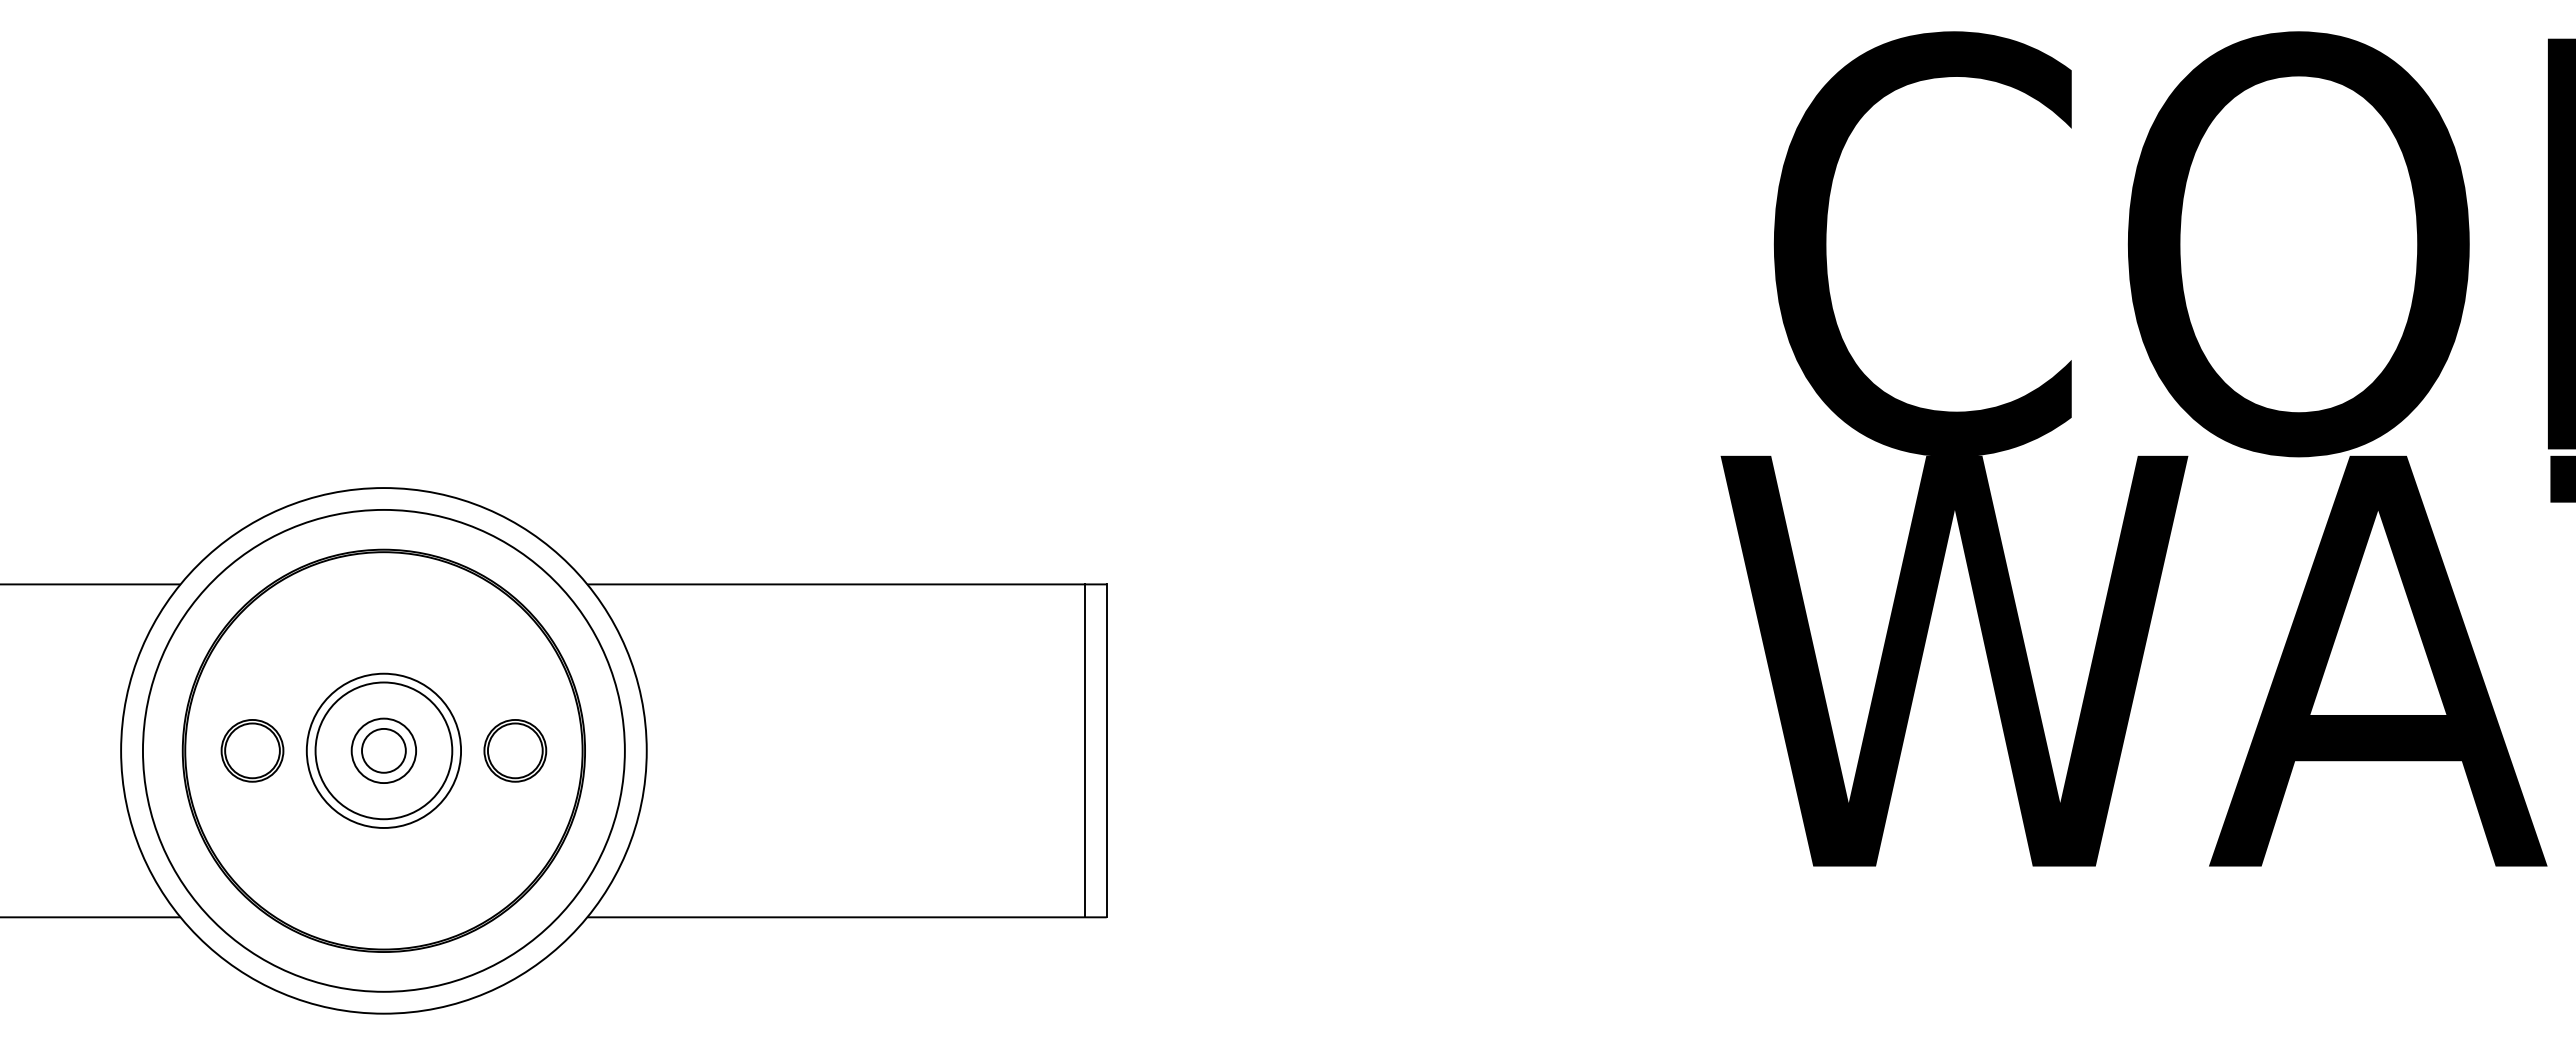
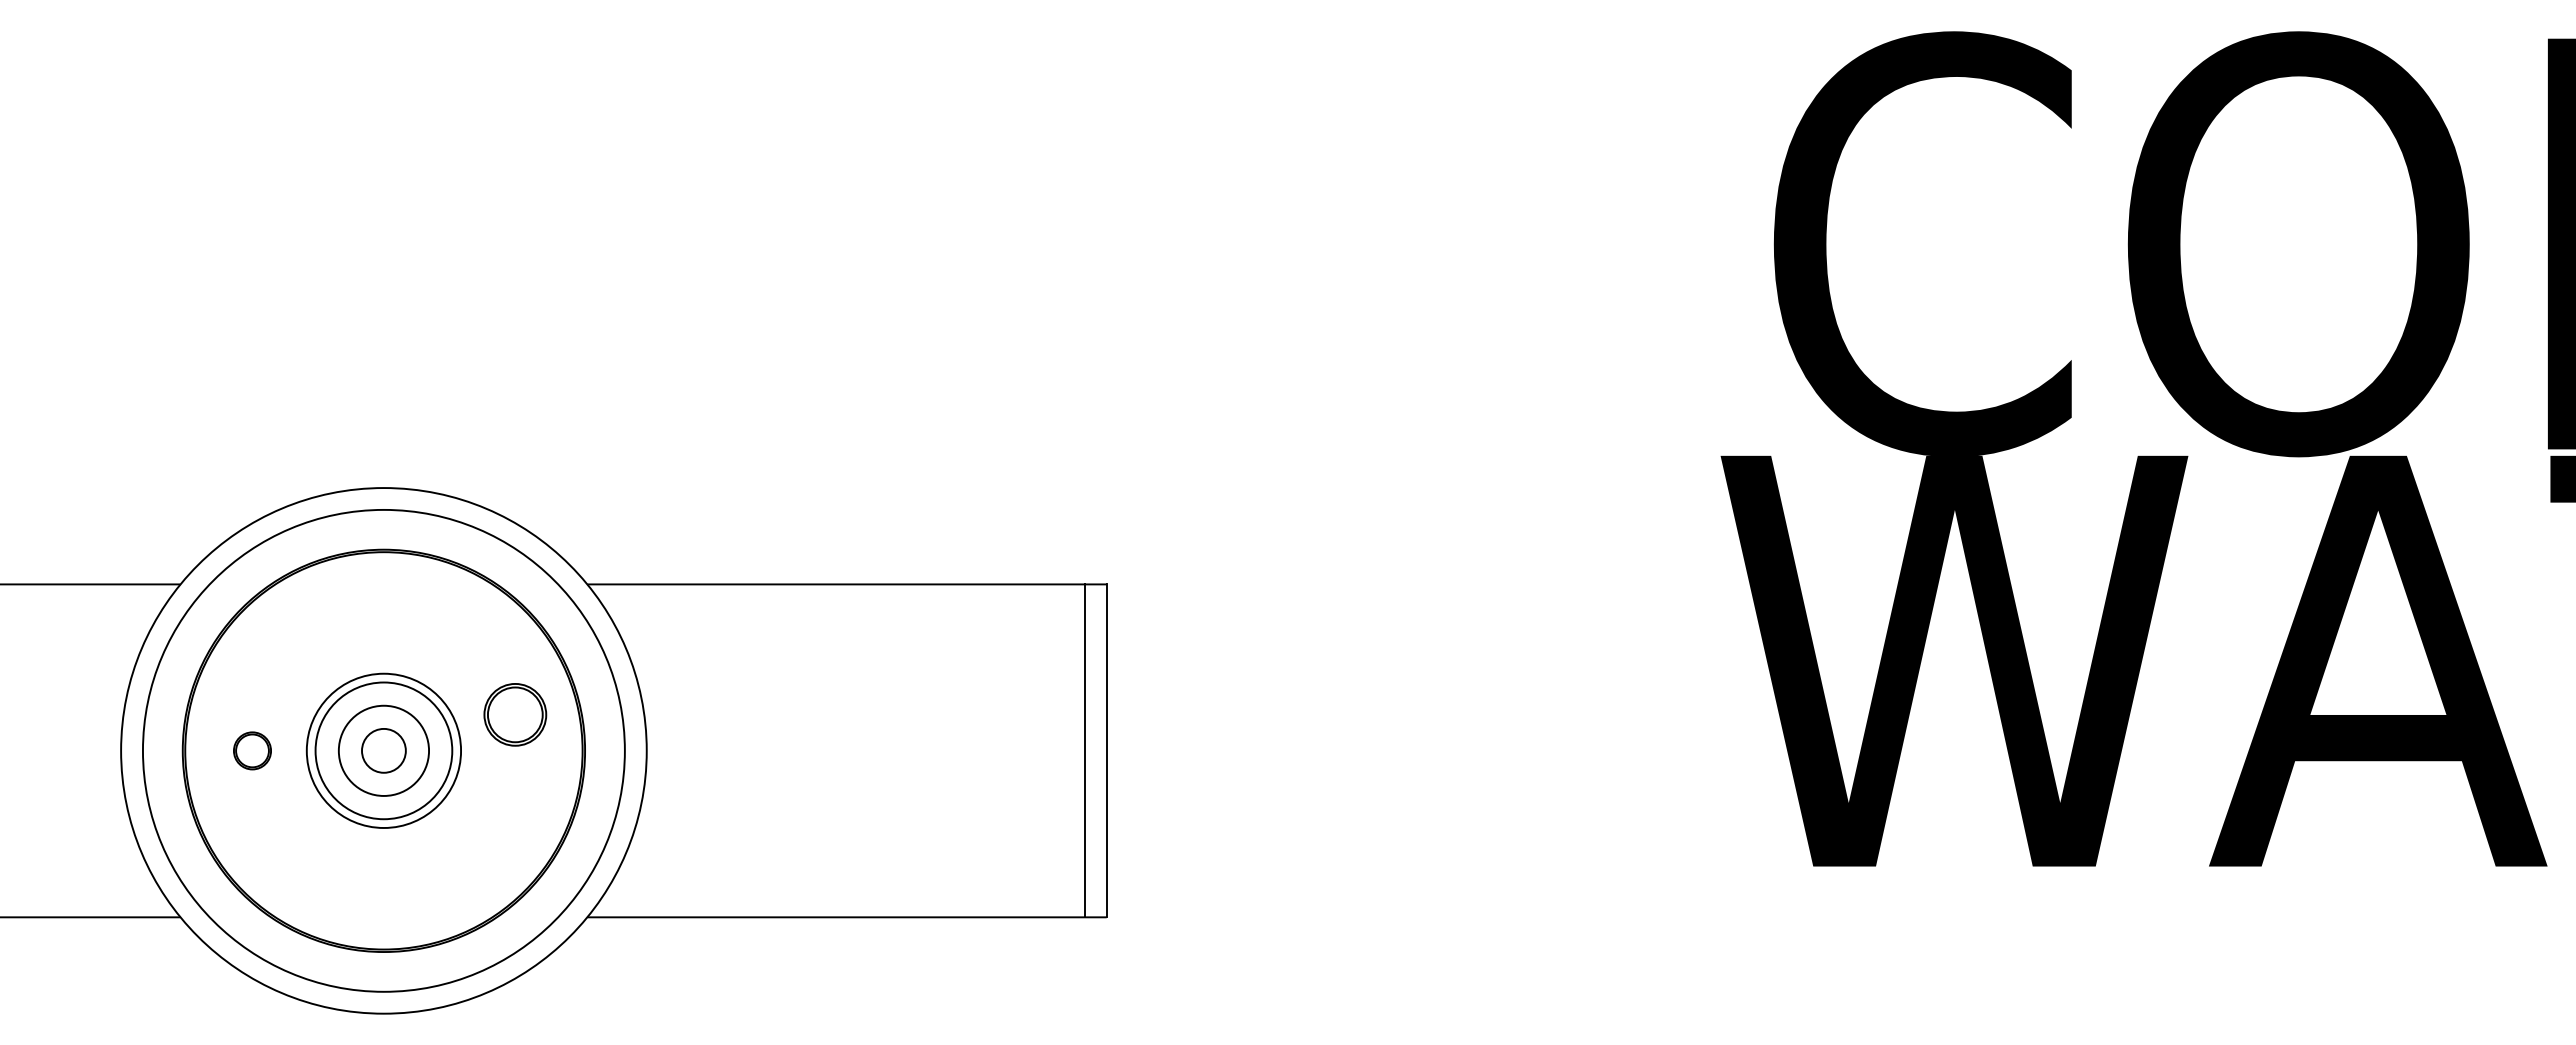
part size: 65x64 px -> 39x40 px (252, 750)
circle diameter: 64 px -> 90 px (383, 750)
part position: (515, 750) -> (515, 714) (515, 714)
